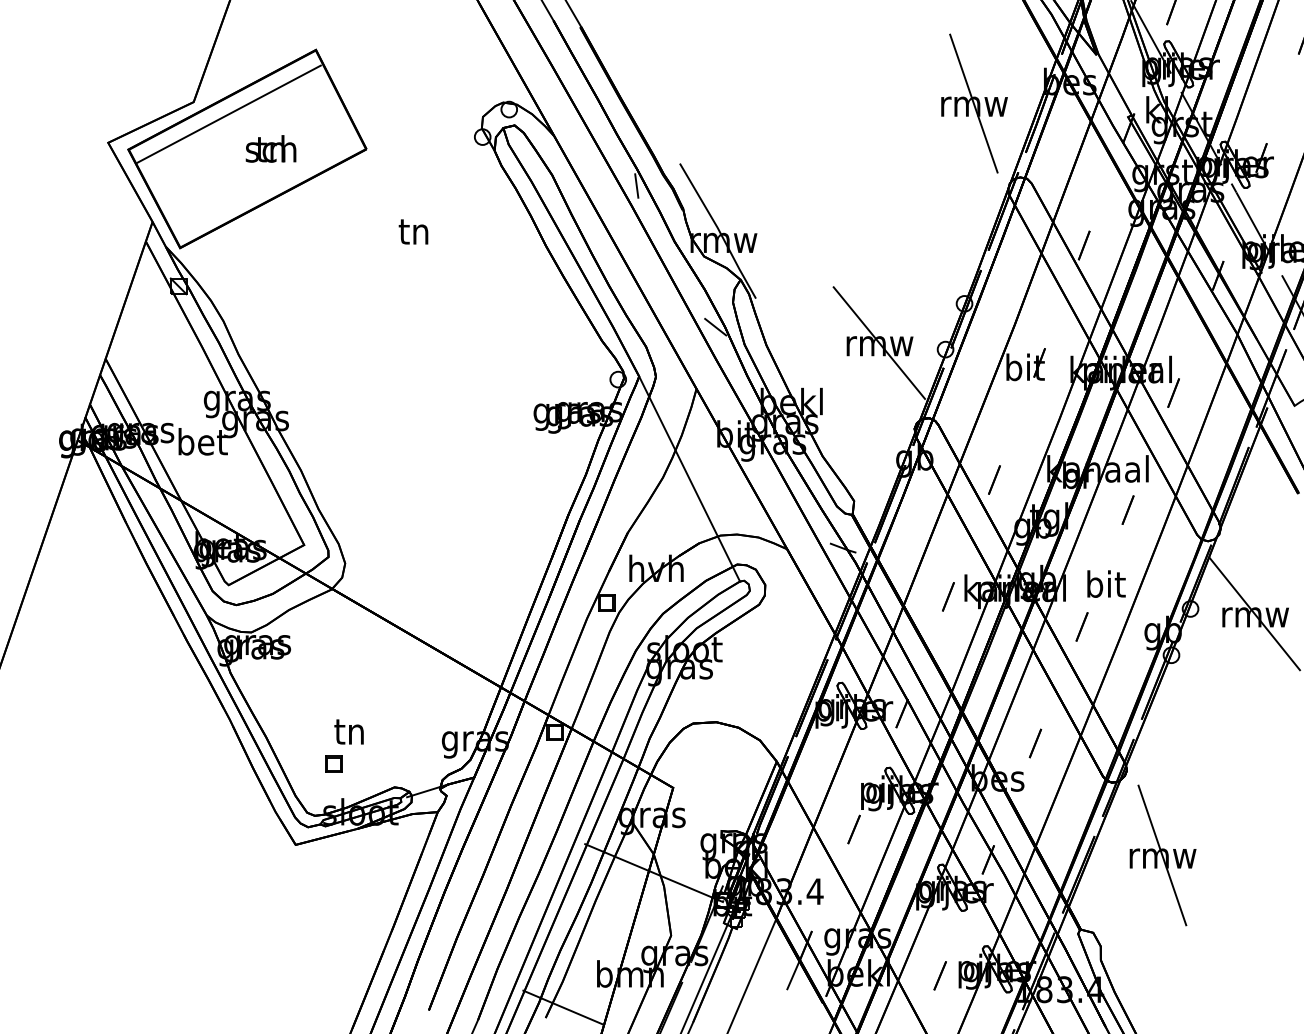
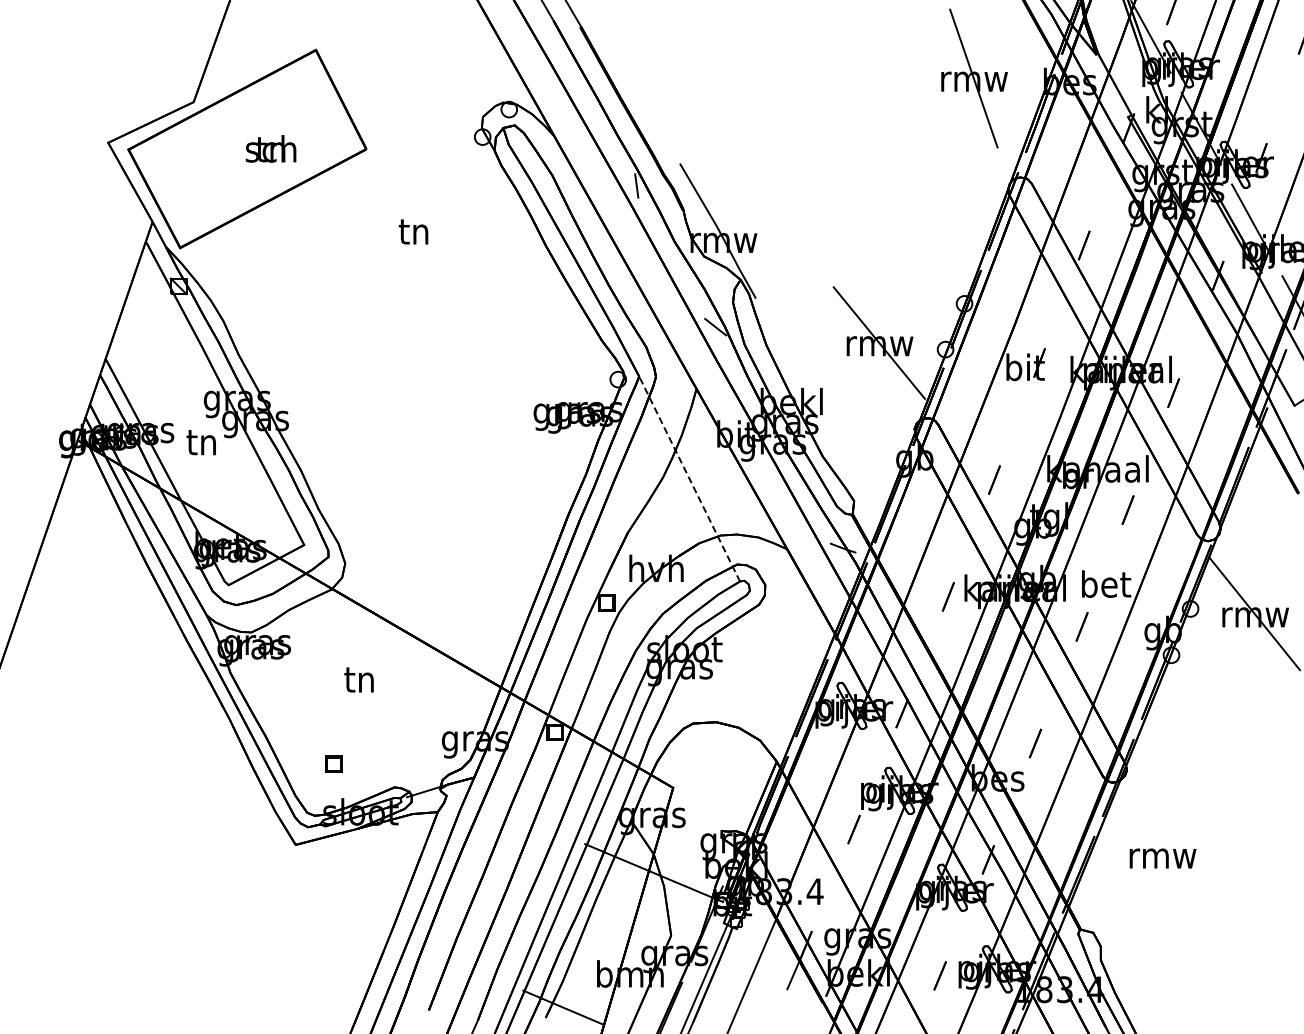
part position: (974, 103) -> (974, 78) (974, 78)
line: present -> none (228, 113)
text: bet -> tn (202, 441)
line: solid -> dashed (689, 478)
text: bit -> bet (1106, 583)
text position: (348, 731) -> (358, 679) (358, 679)
line: present -> none (1162, 855)
